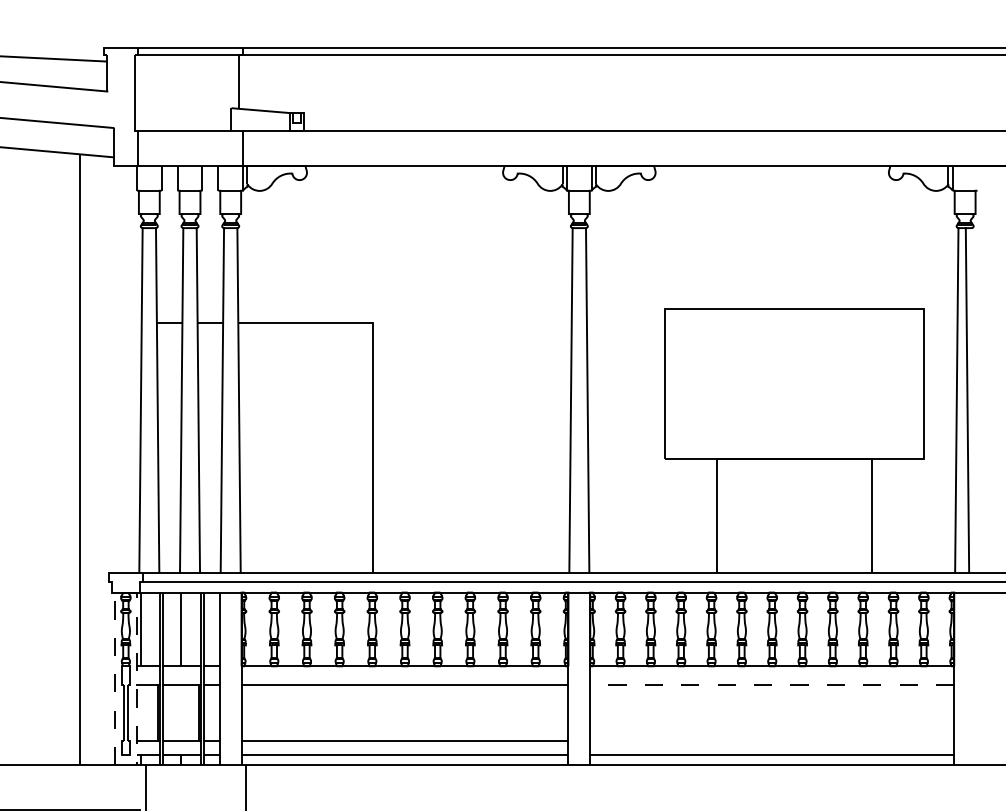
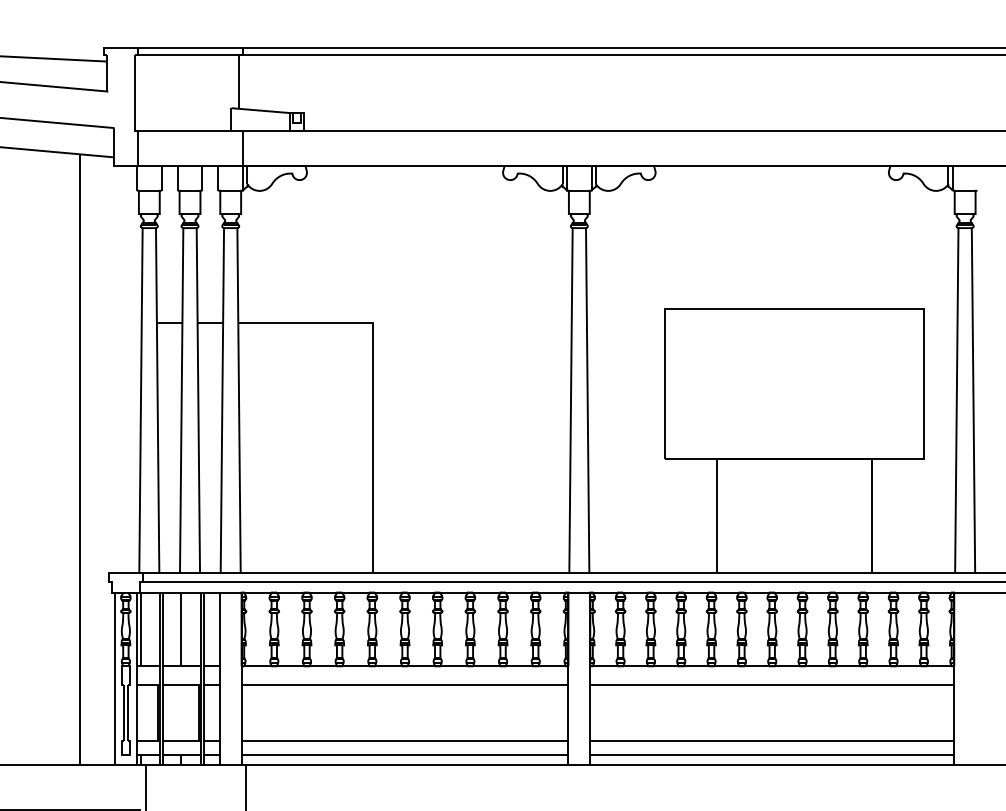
line position: (967, 400) -> (973, 400) (973, 400)
line: dashed -> solid (125, 592)
line: dashed -> solid (772, 685)
line: none -> present (772, 740)
